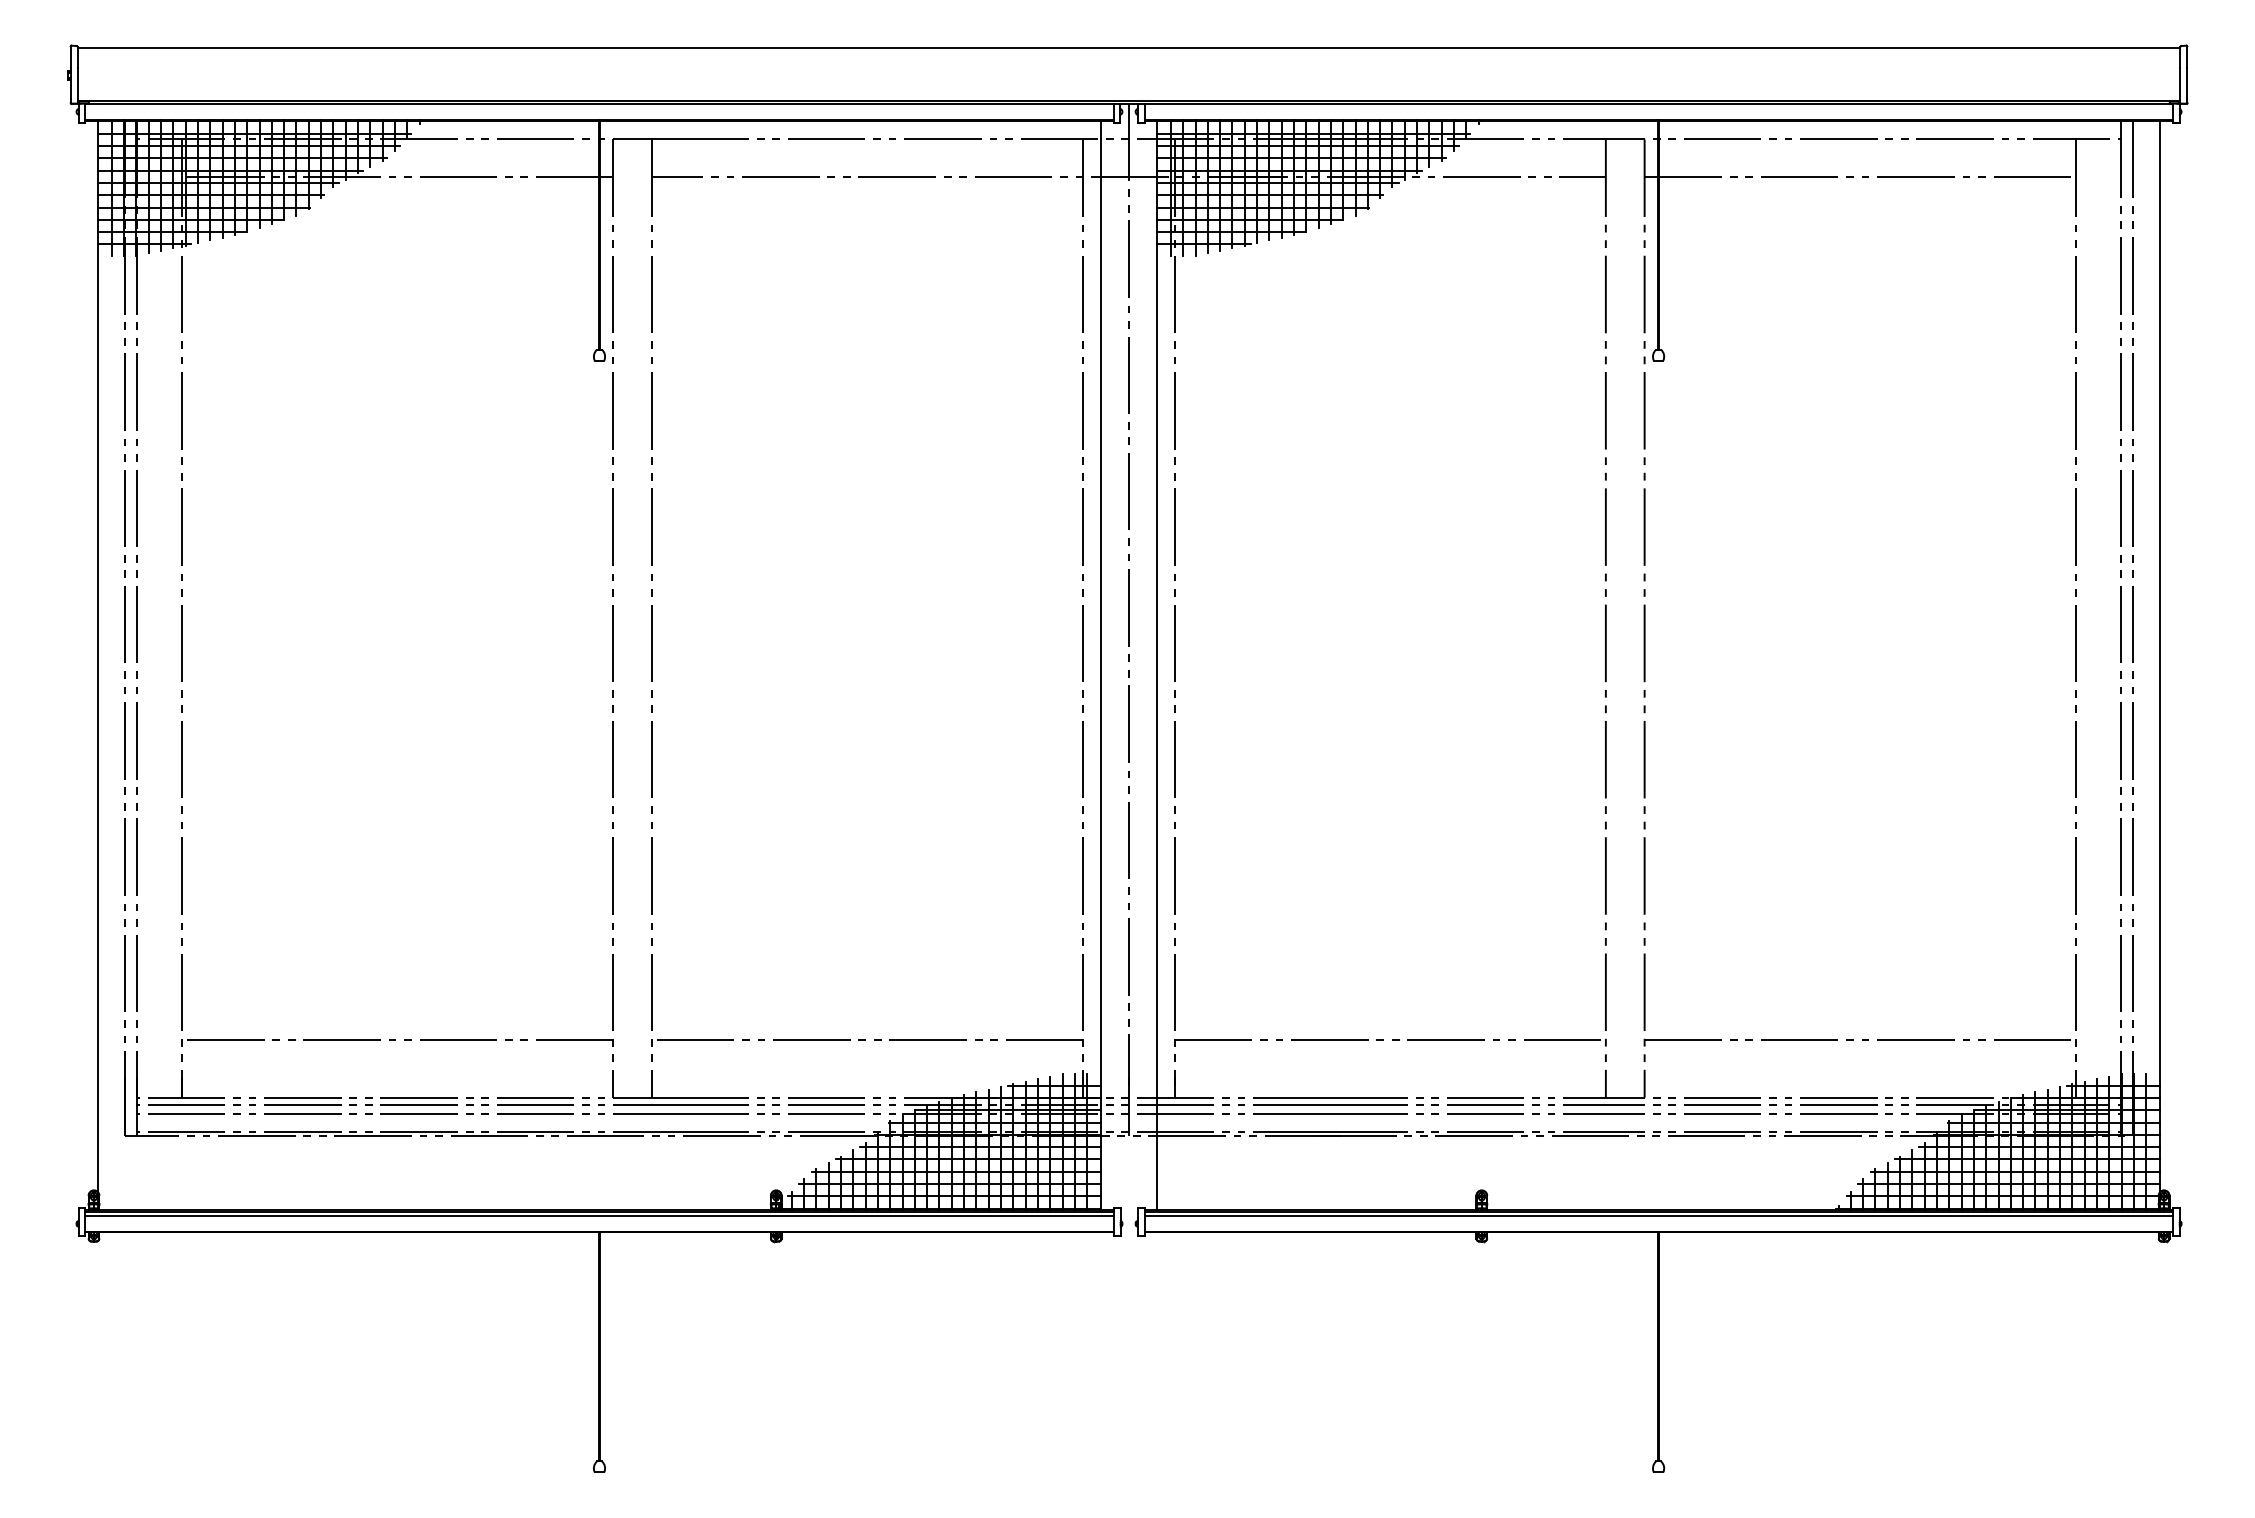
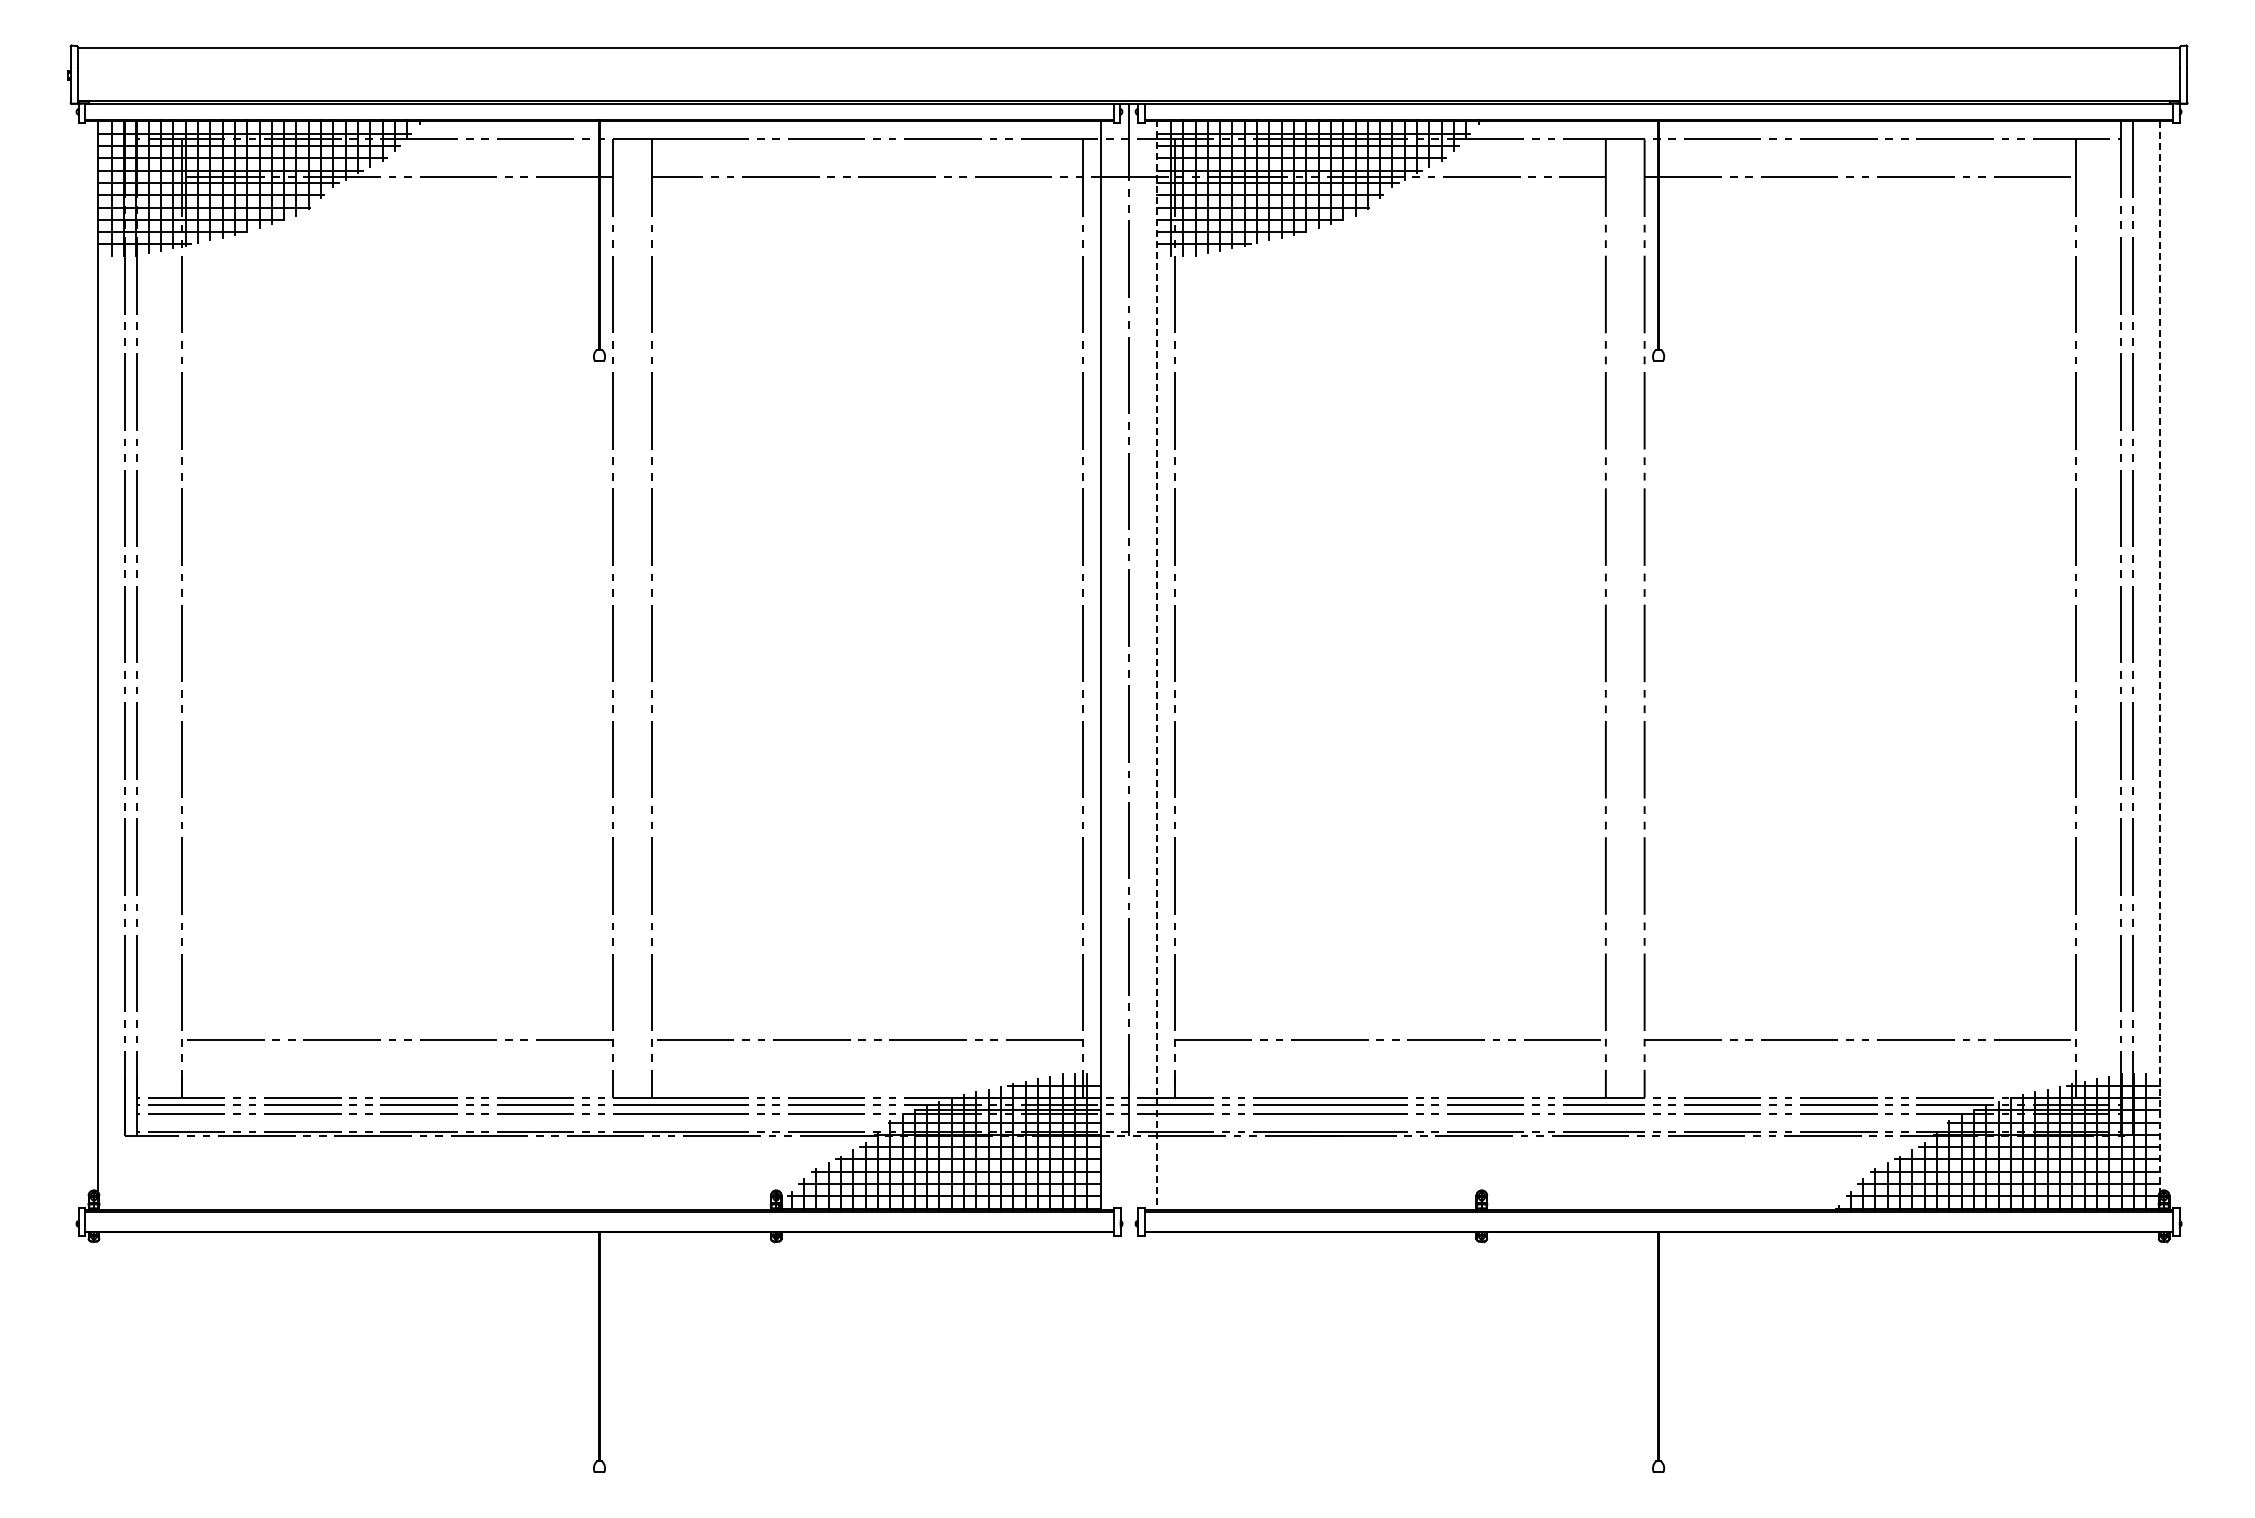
line: solid -> dashed (1156, 665)
line: solid -> dashed (2160, 665)
line: present -> none (599, 1215)
line: present -> none (1658, 1215)
